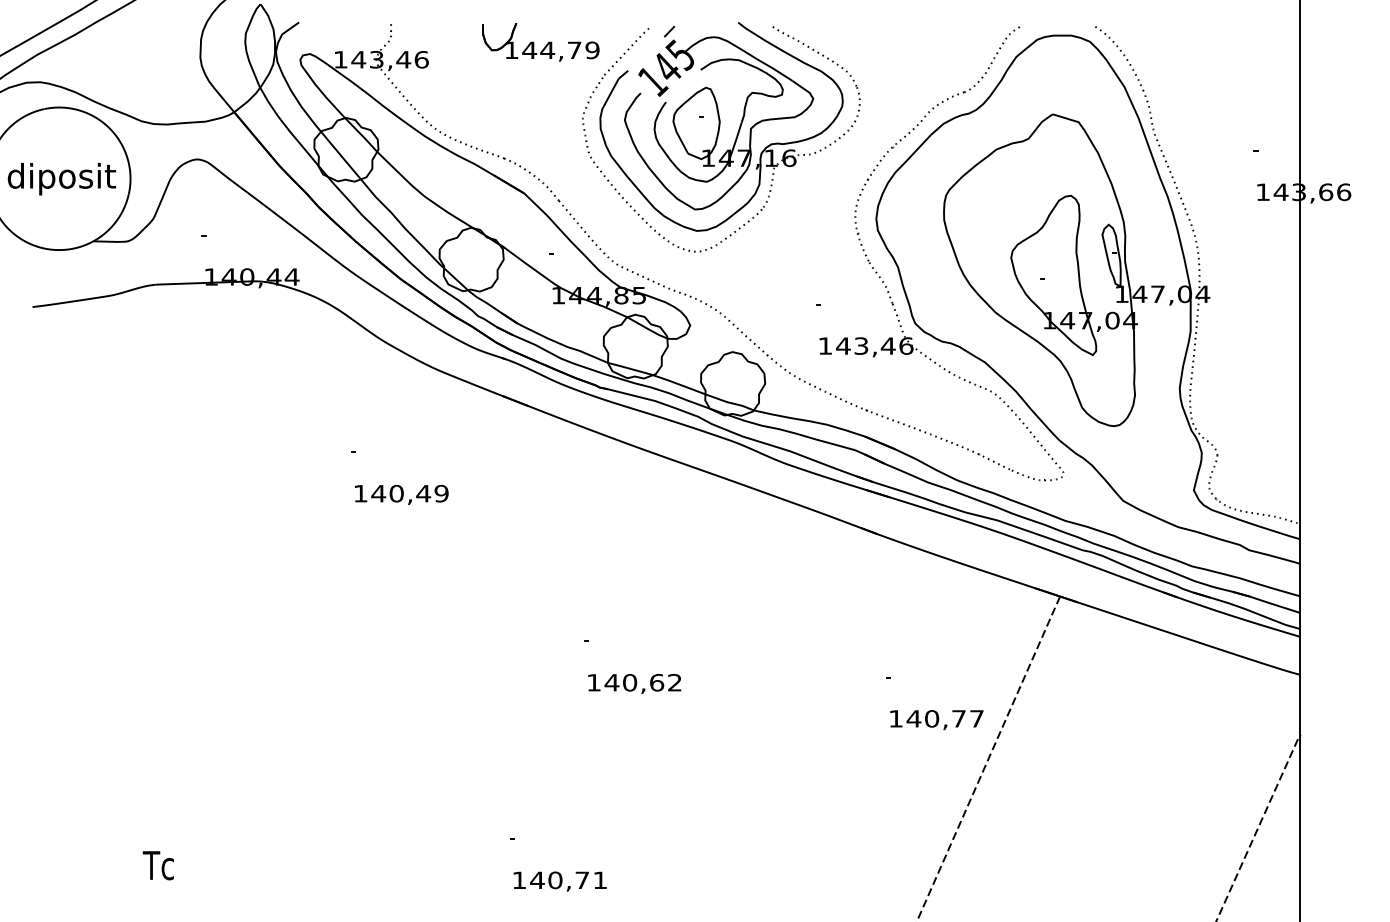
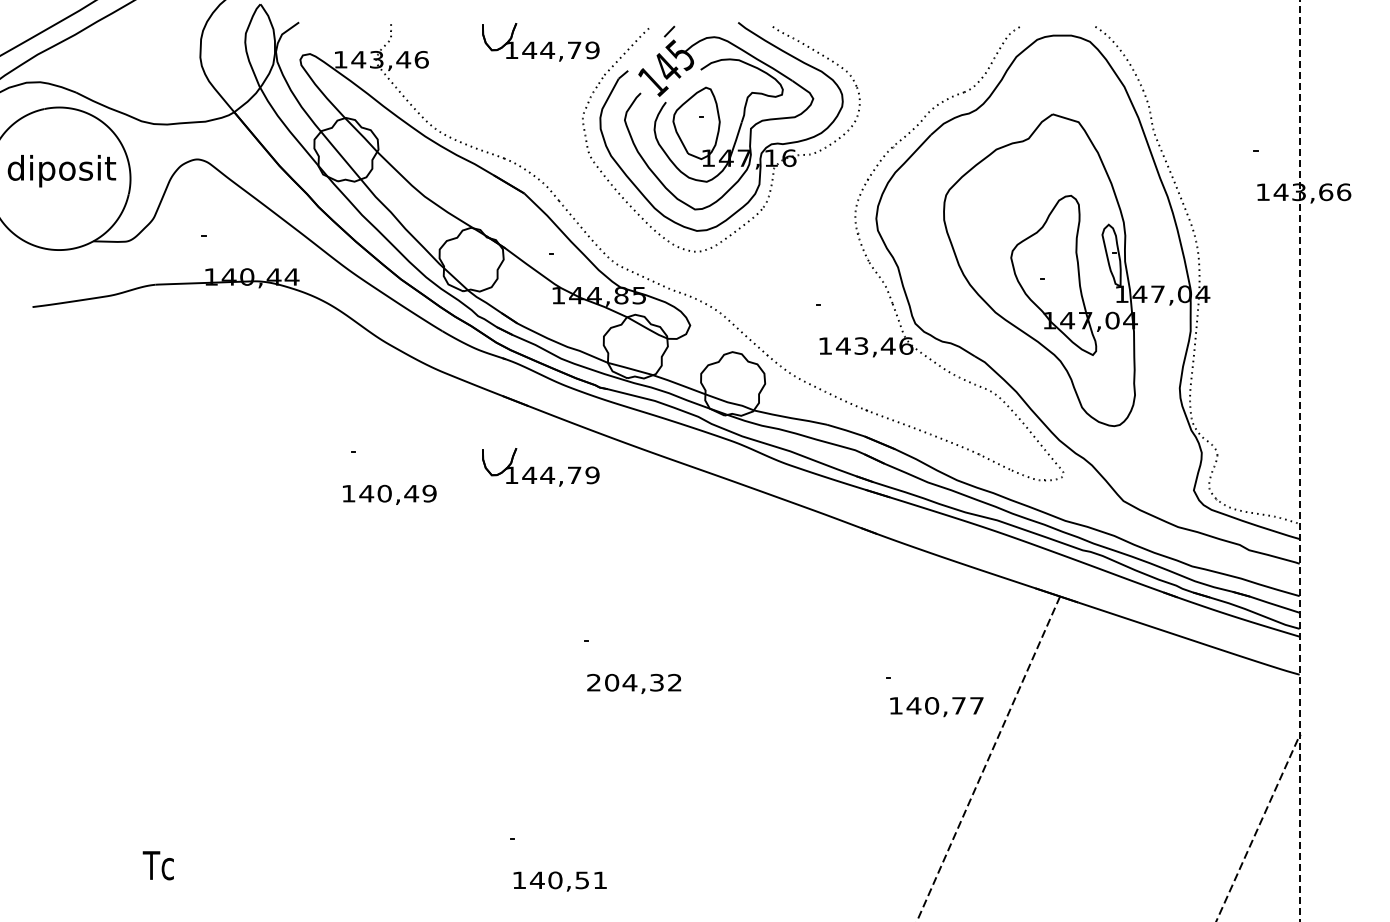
text position: (61, 179) -> (61, 171) (61, 171)
line: solid -> dashed (1299, 462)
part: none -> present (540, 467)
text position: (401, 494) -> (389, 494) (389, 494)
text: 140,62 -> 204,32 (625, 682)
text position: (936, 720) -> (936, 707) (936, 707)
text: 140,71 -> 140,51 (581, 880)
